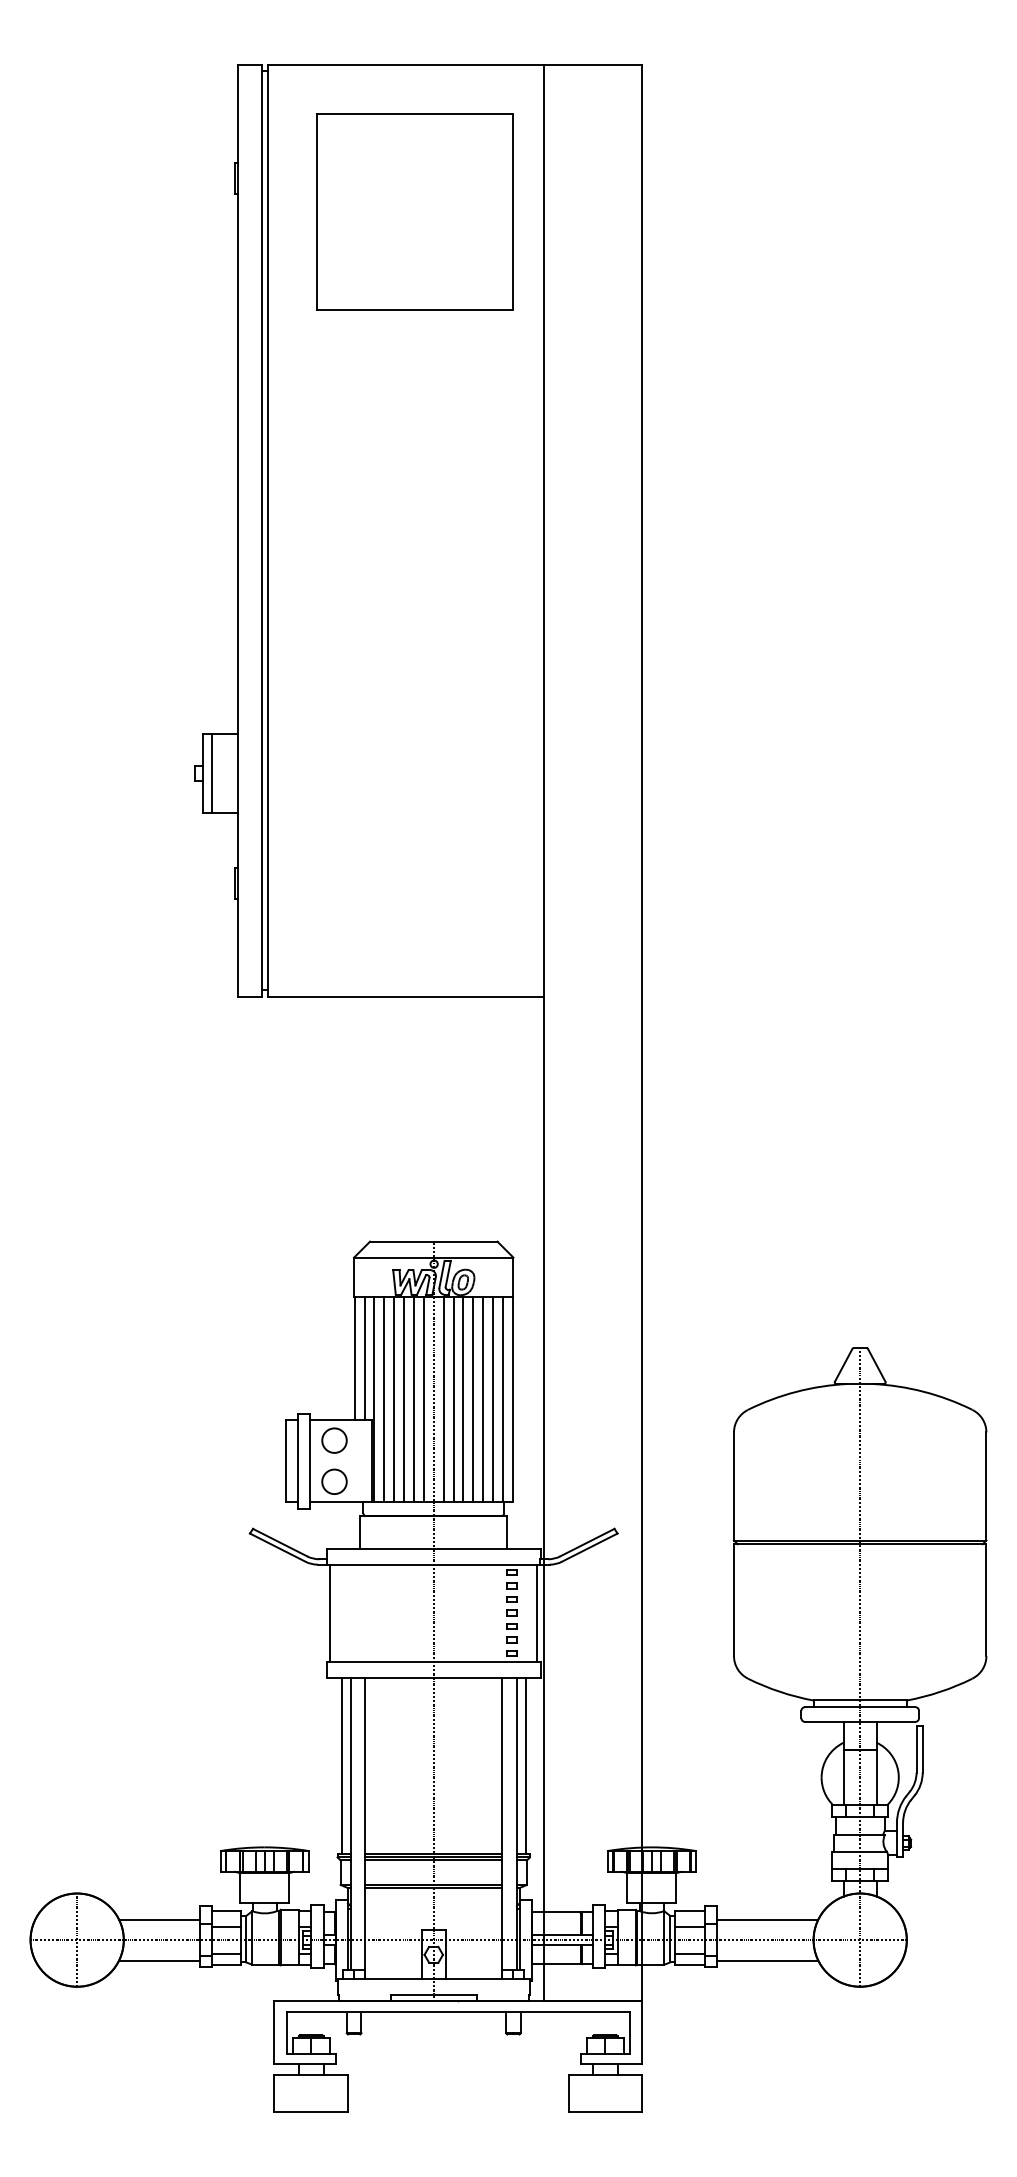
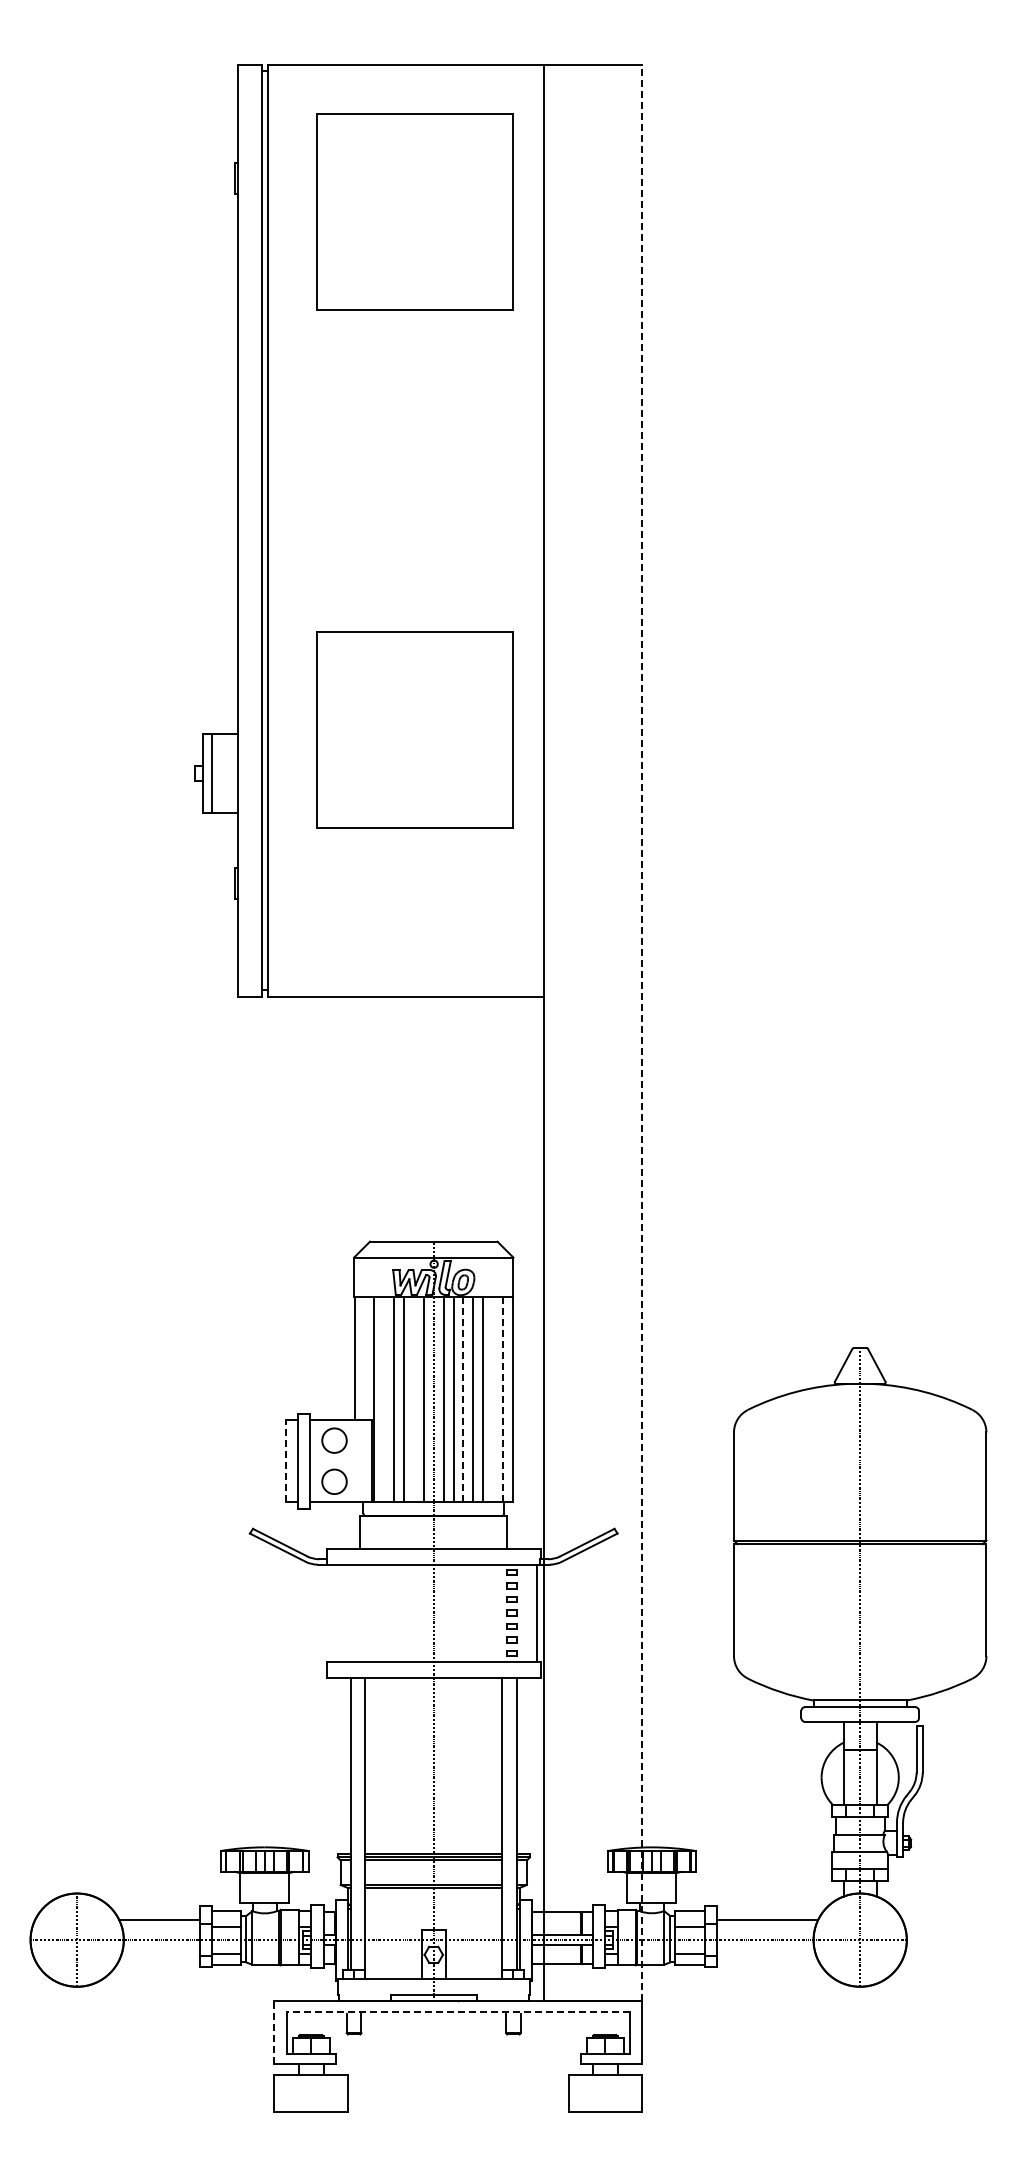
part: none -> present (414, 729)
line: solid -> dashed (642, 1032)
line: present -> none (364, 1358)
line: present -> none (384, 1399)
line: present -> none (414, 1399)
line: solid -> dashed (463, 1399)
line: present -> none (493, 1399)
line: solid -> dashed (502, 1399)
line: solid -> dashed (285, 1460)
line: present -> none (330, 1612)
line: present -> none (341, 1765)
line: present -> none (525, 1765)
line: present -> none (158, 1960)
line: present -> none (767, 1960)
line: solid -> dashed (458, 2011)
line: solid -> dashed (274, 2032)
